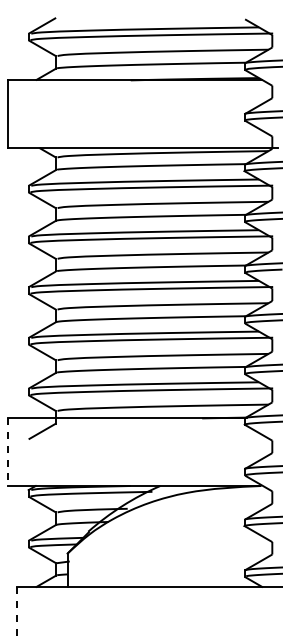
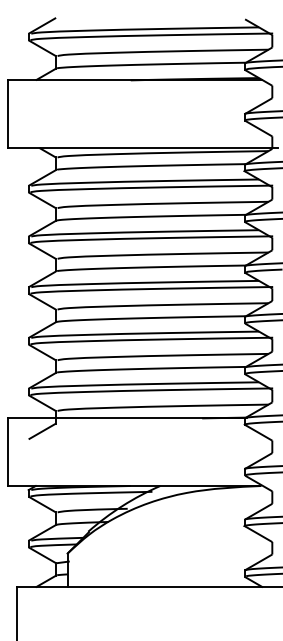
line: dashed -> solid (8, 452)
line: dashed -> solid (16, 614)
